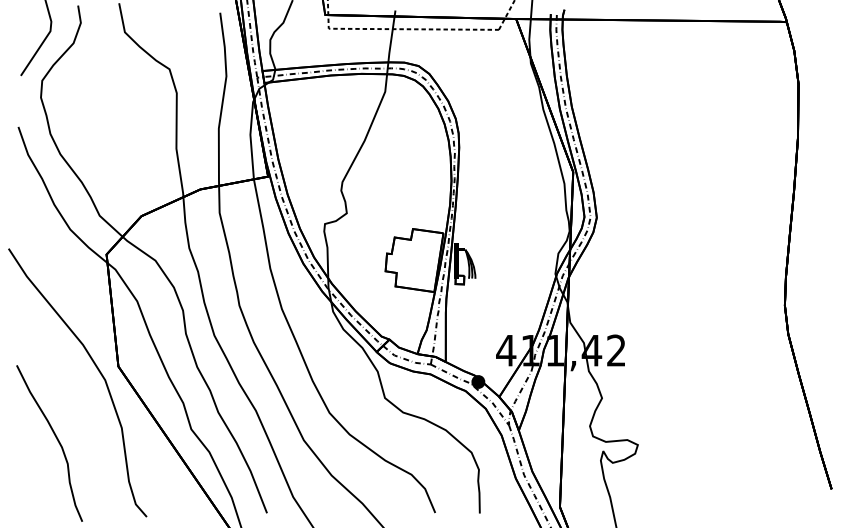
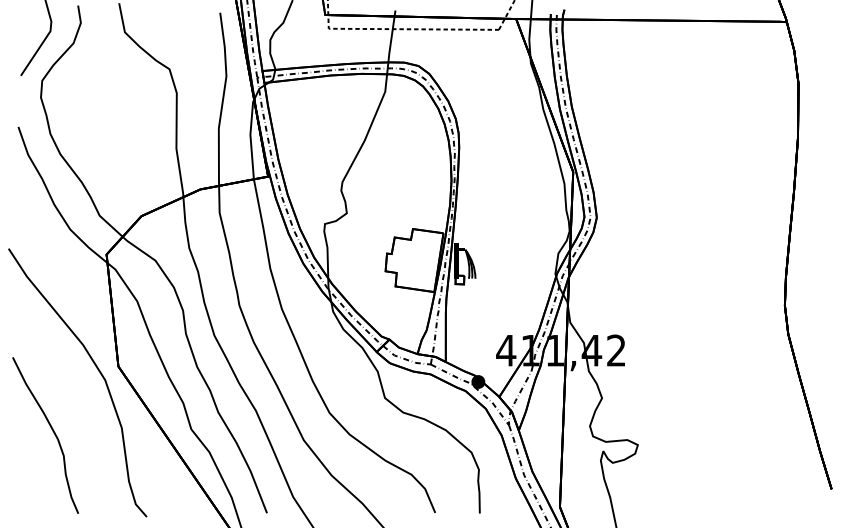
curve position: (56, 439) -> (52, 431) (52, 431)
